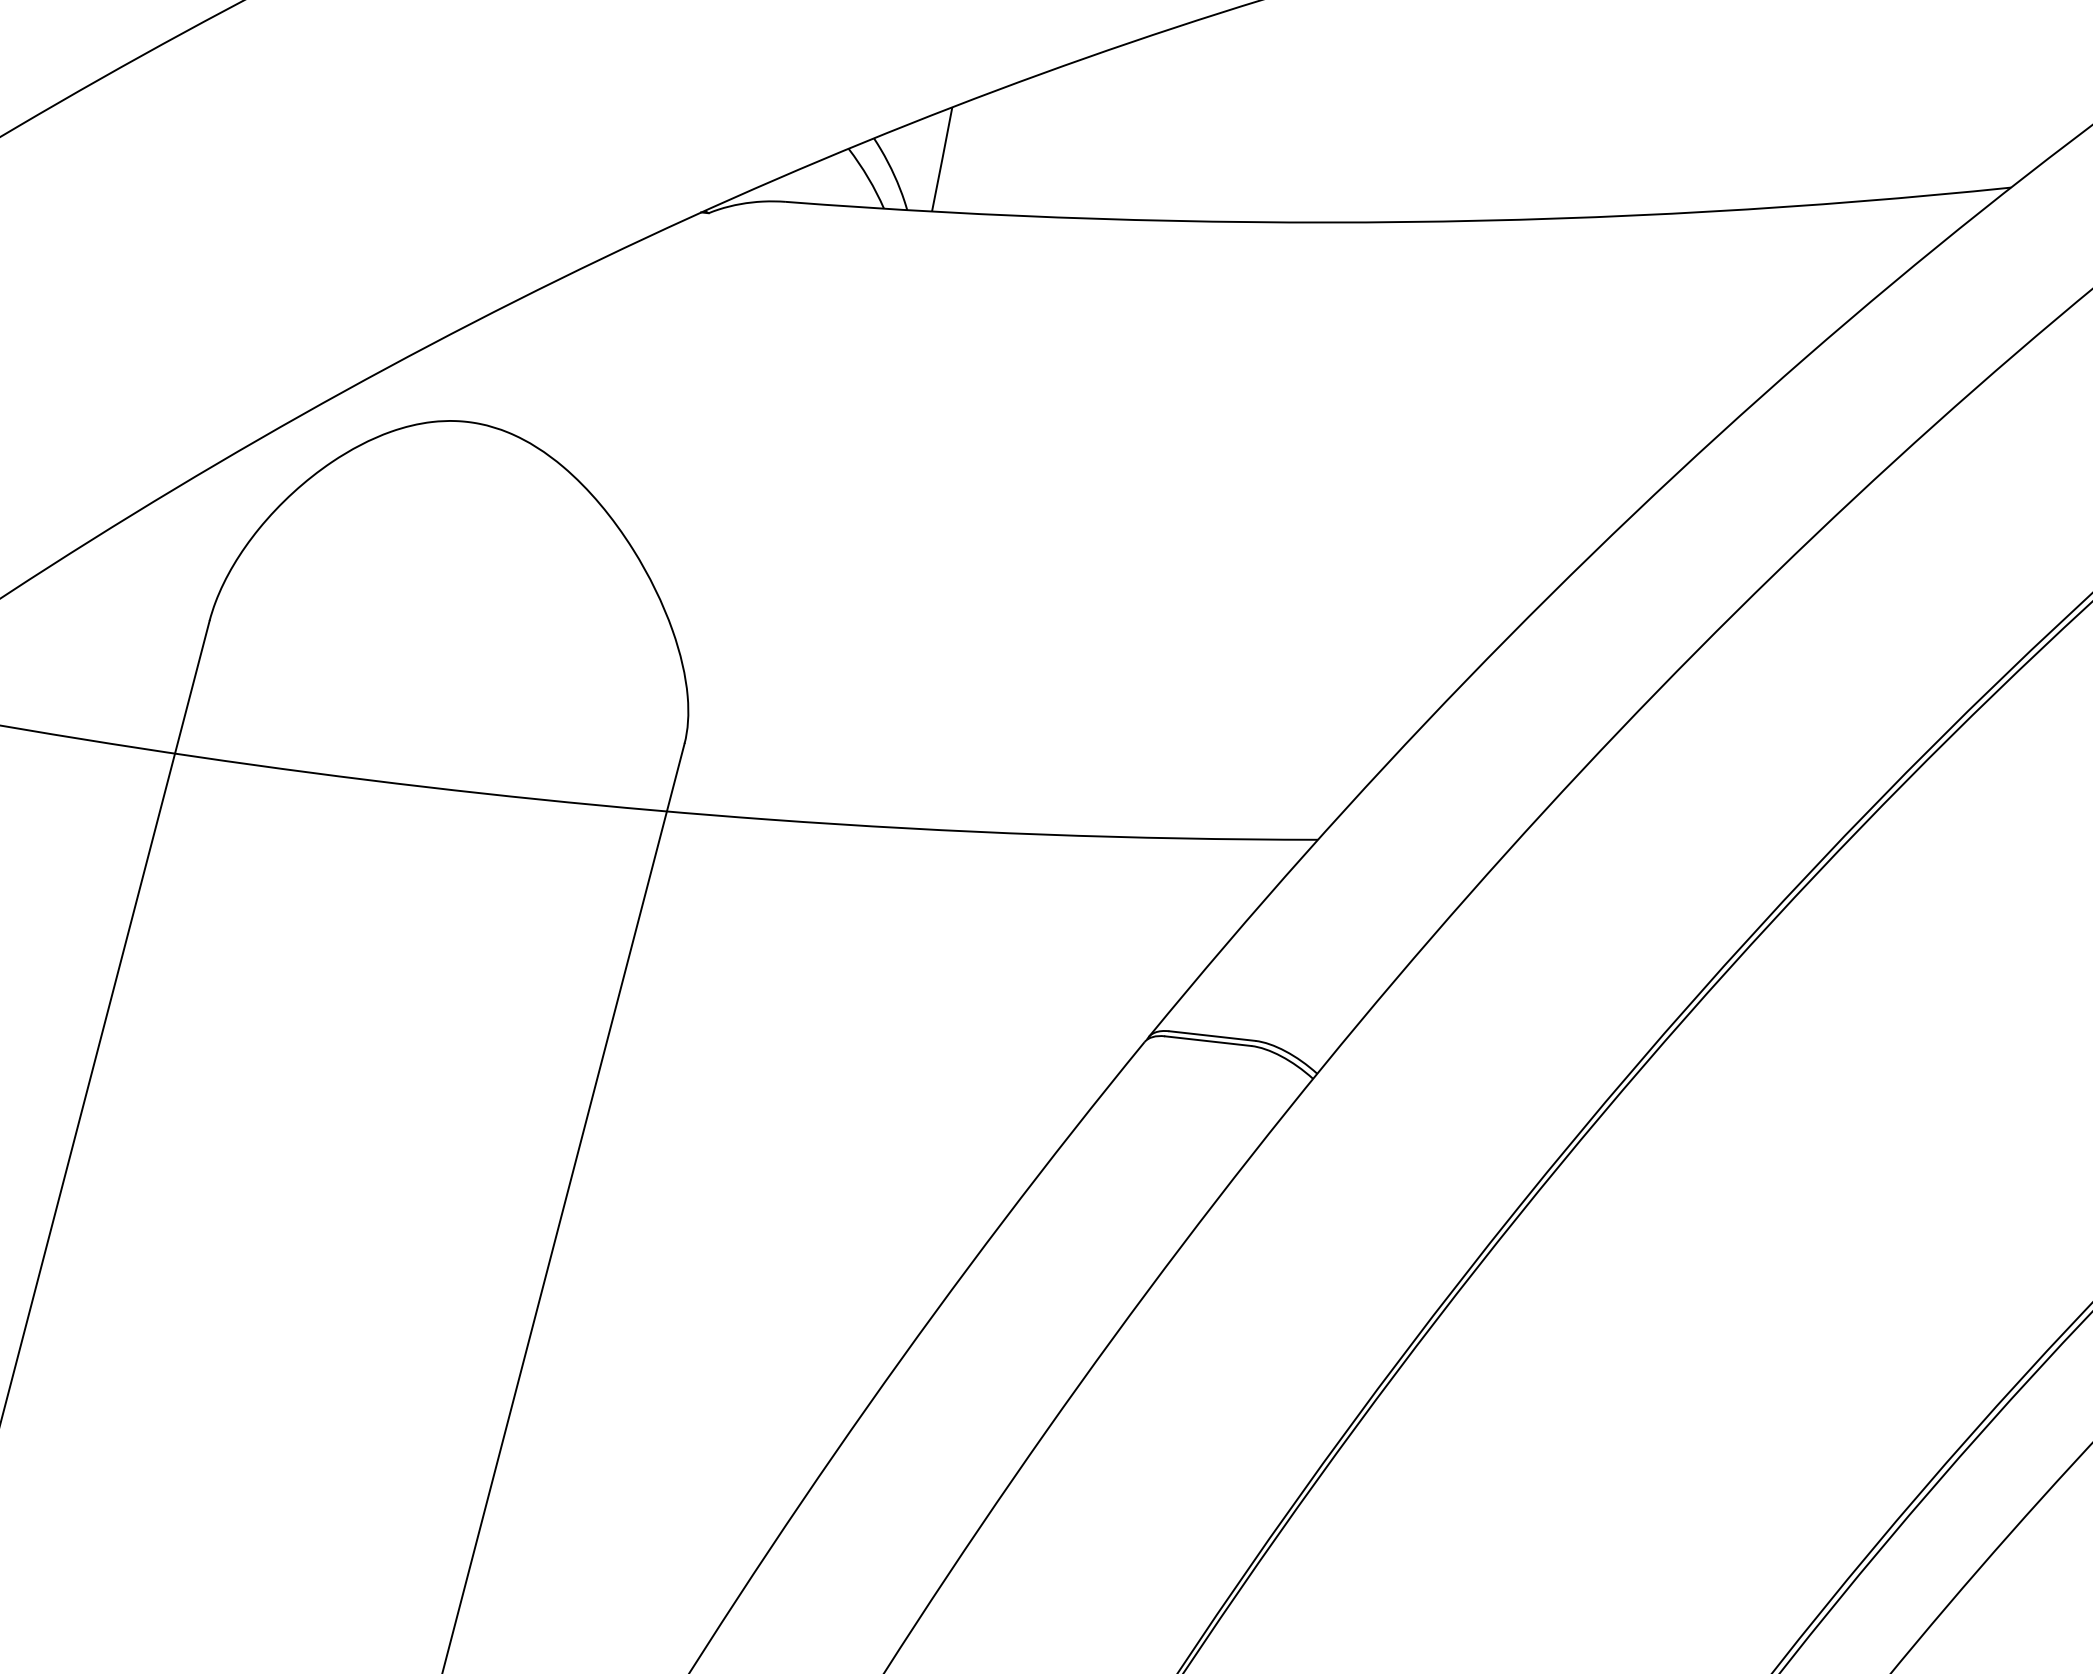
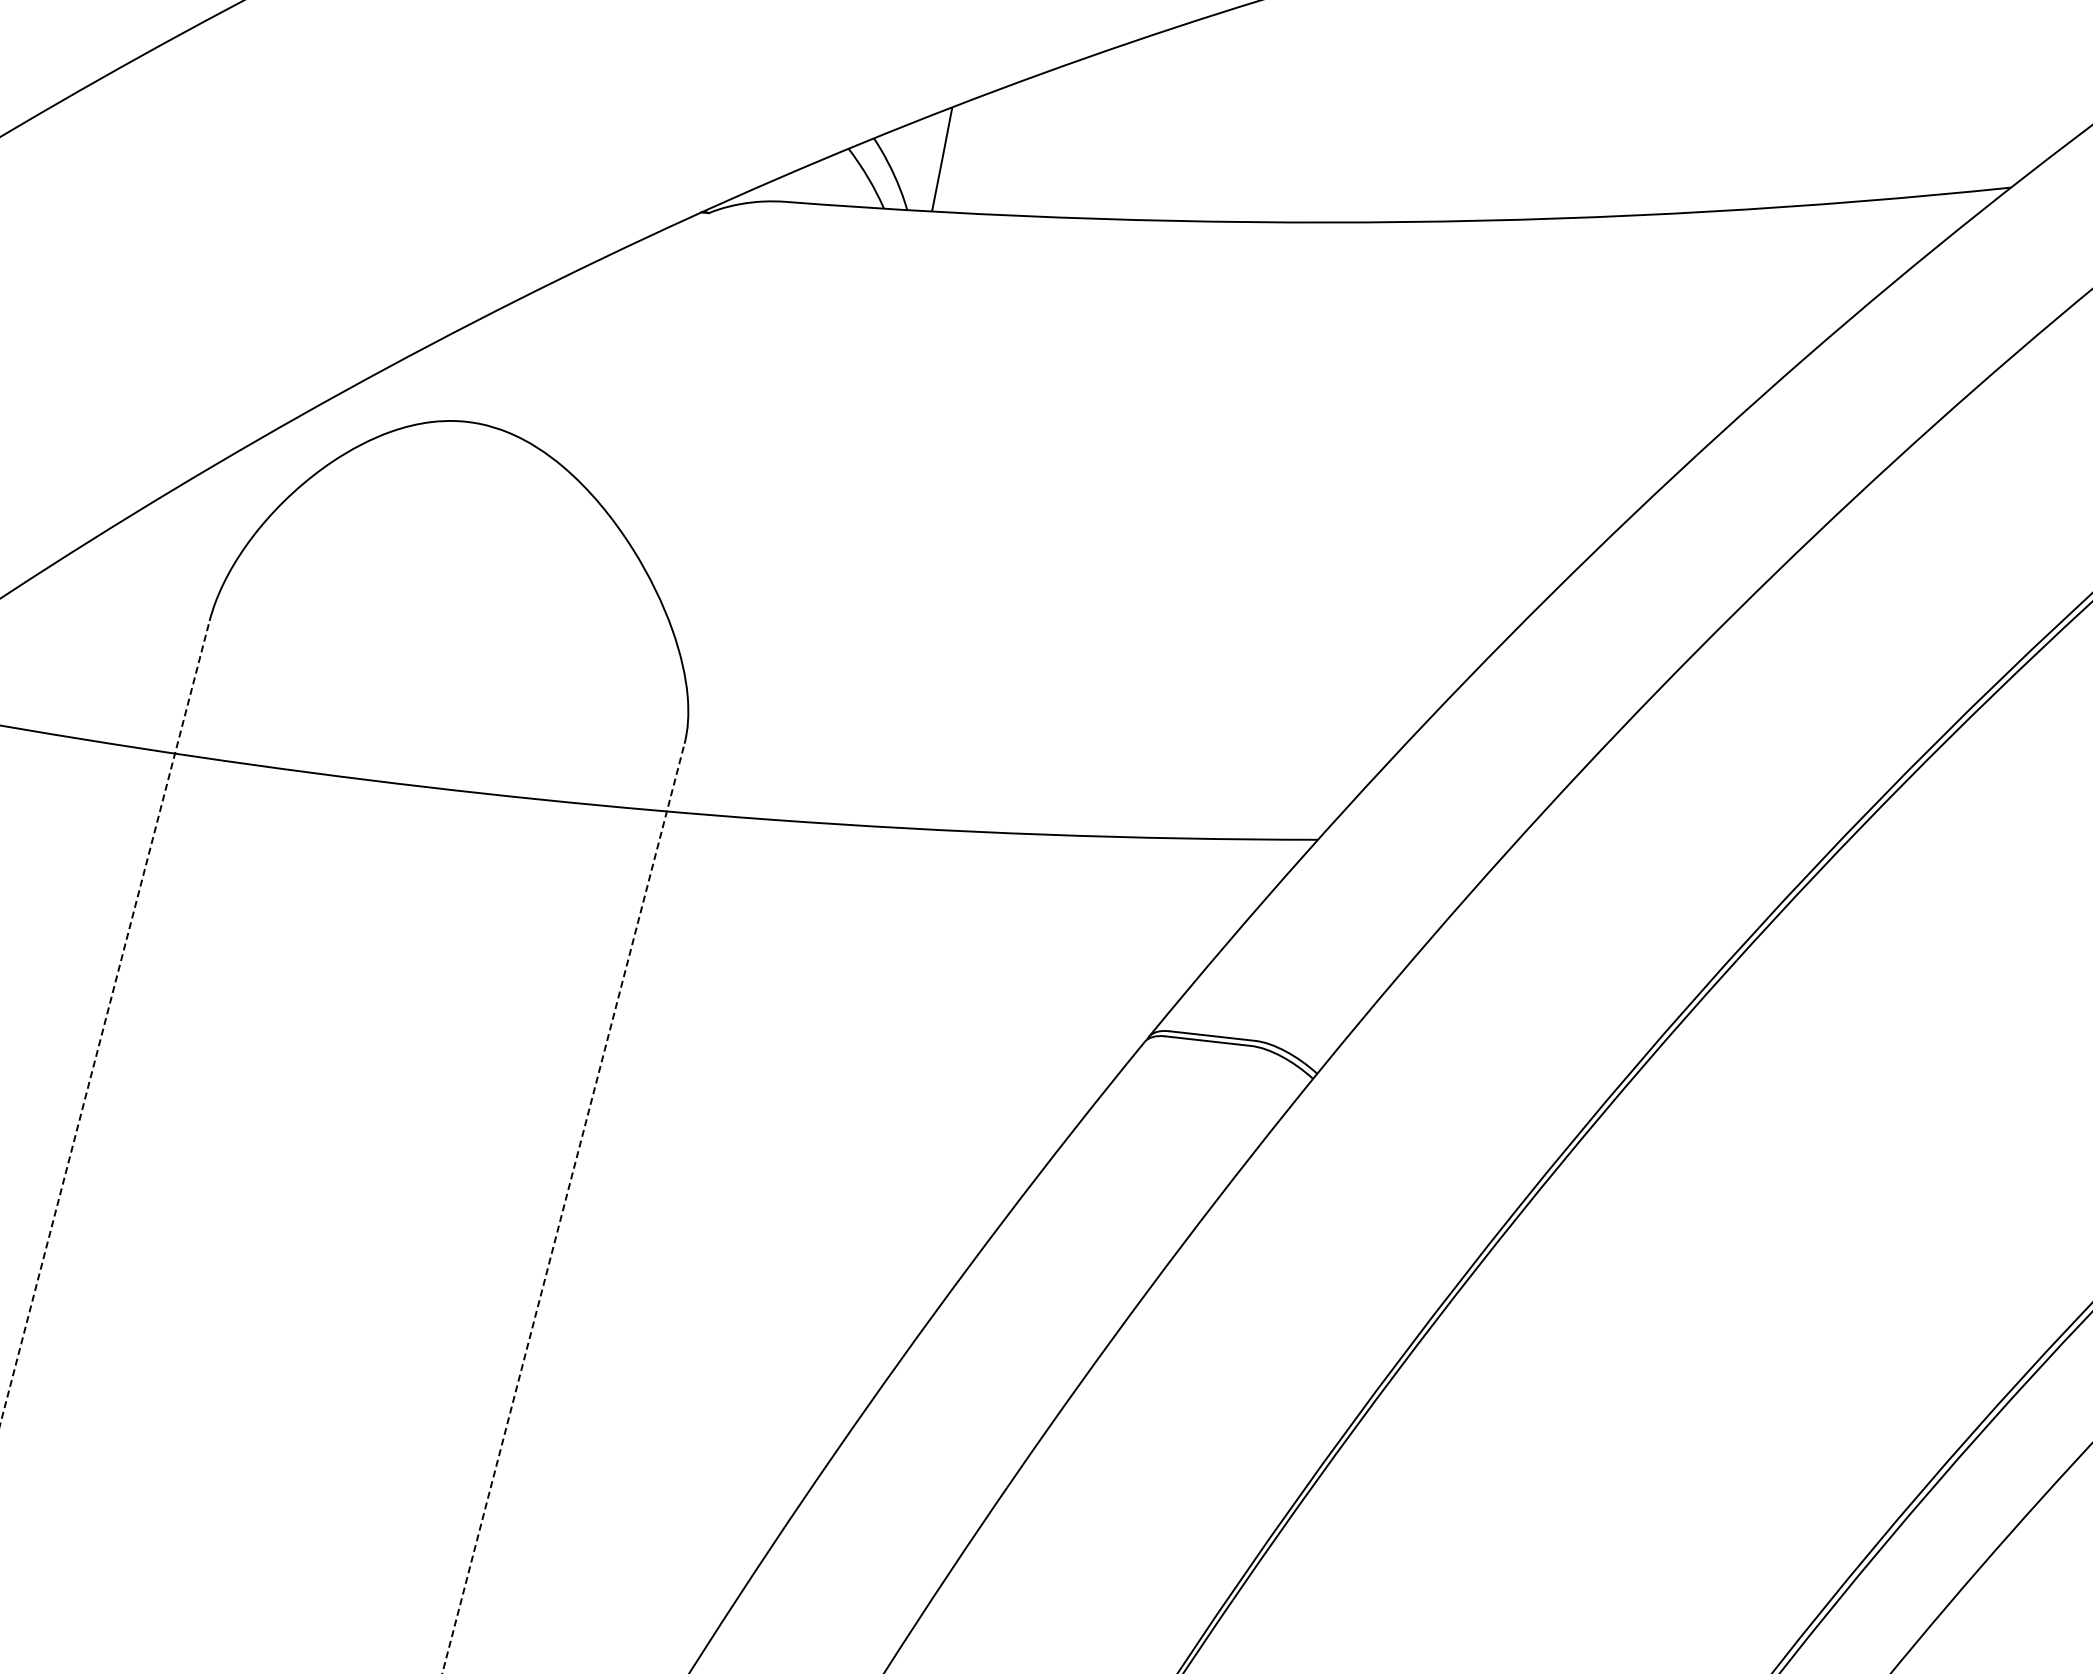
line: solid -> dashed (104, 1022)
line: solid -> dashed (563, 1208)
